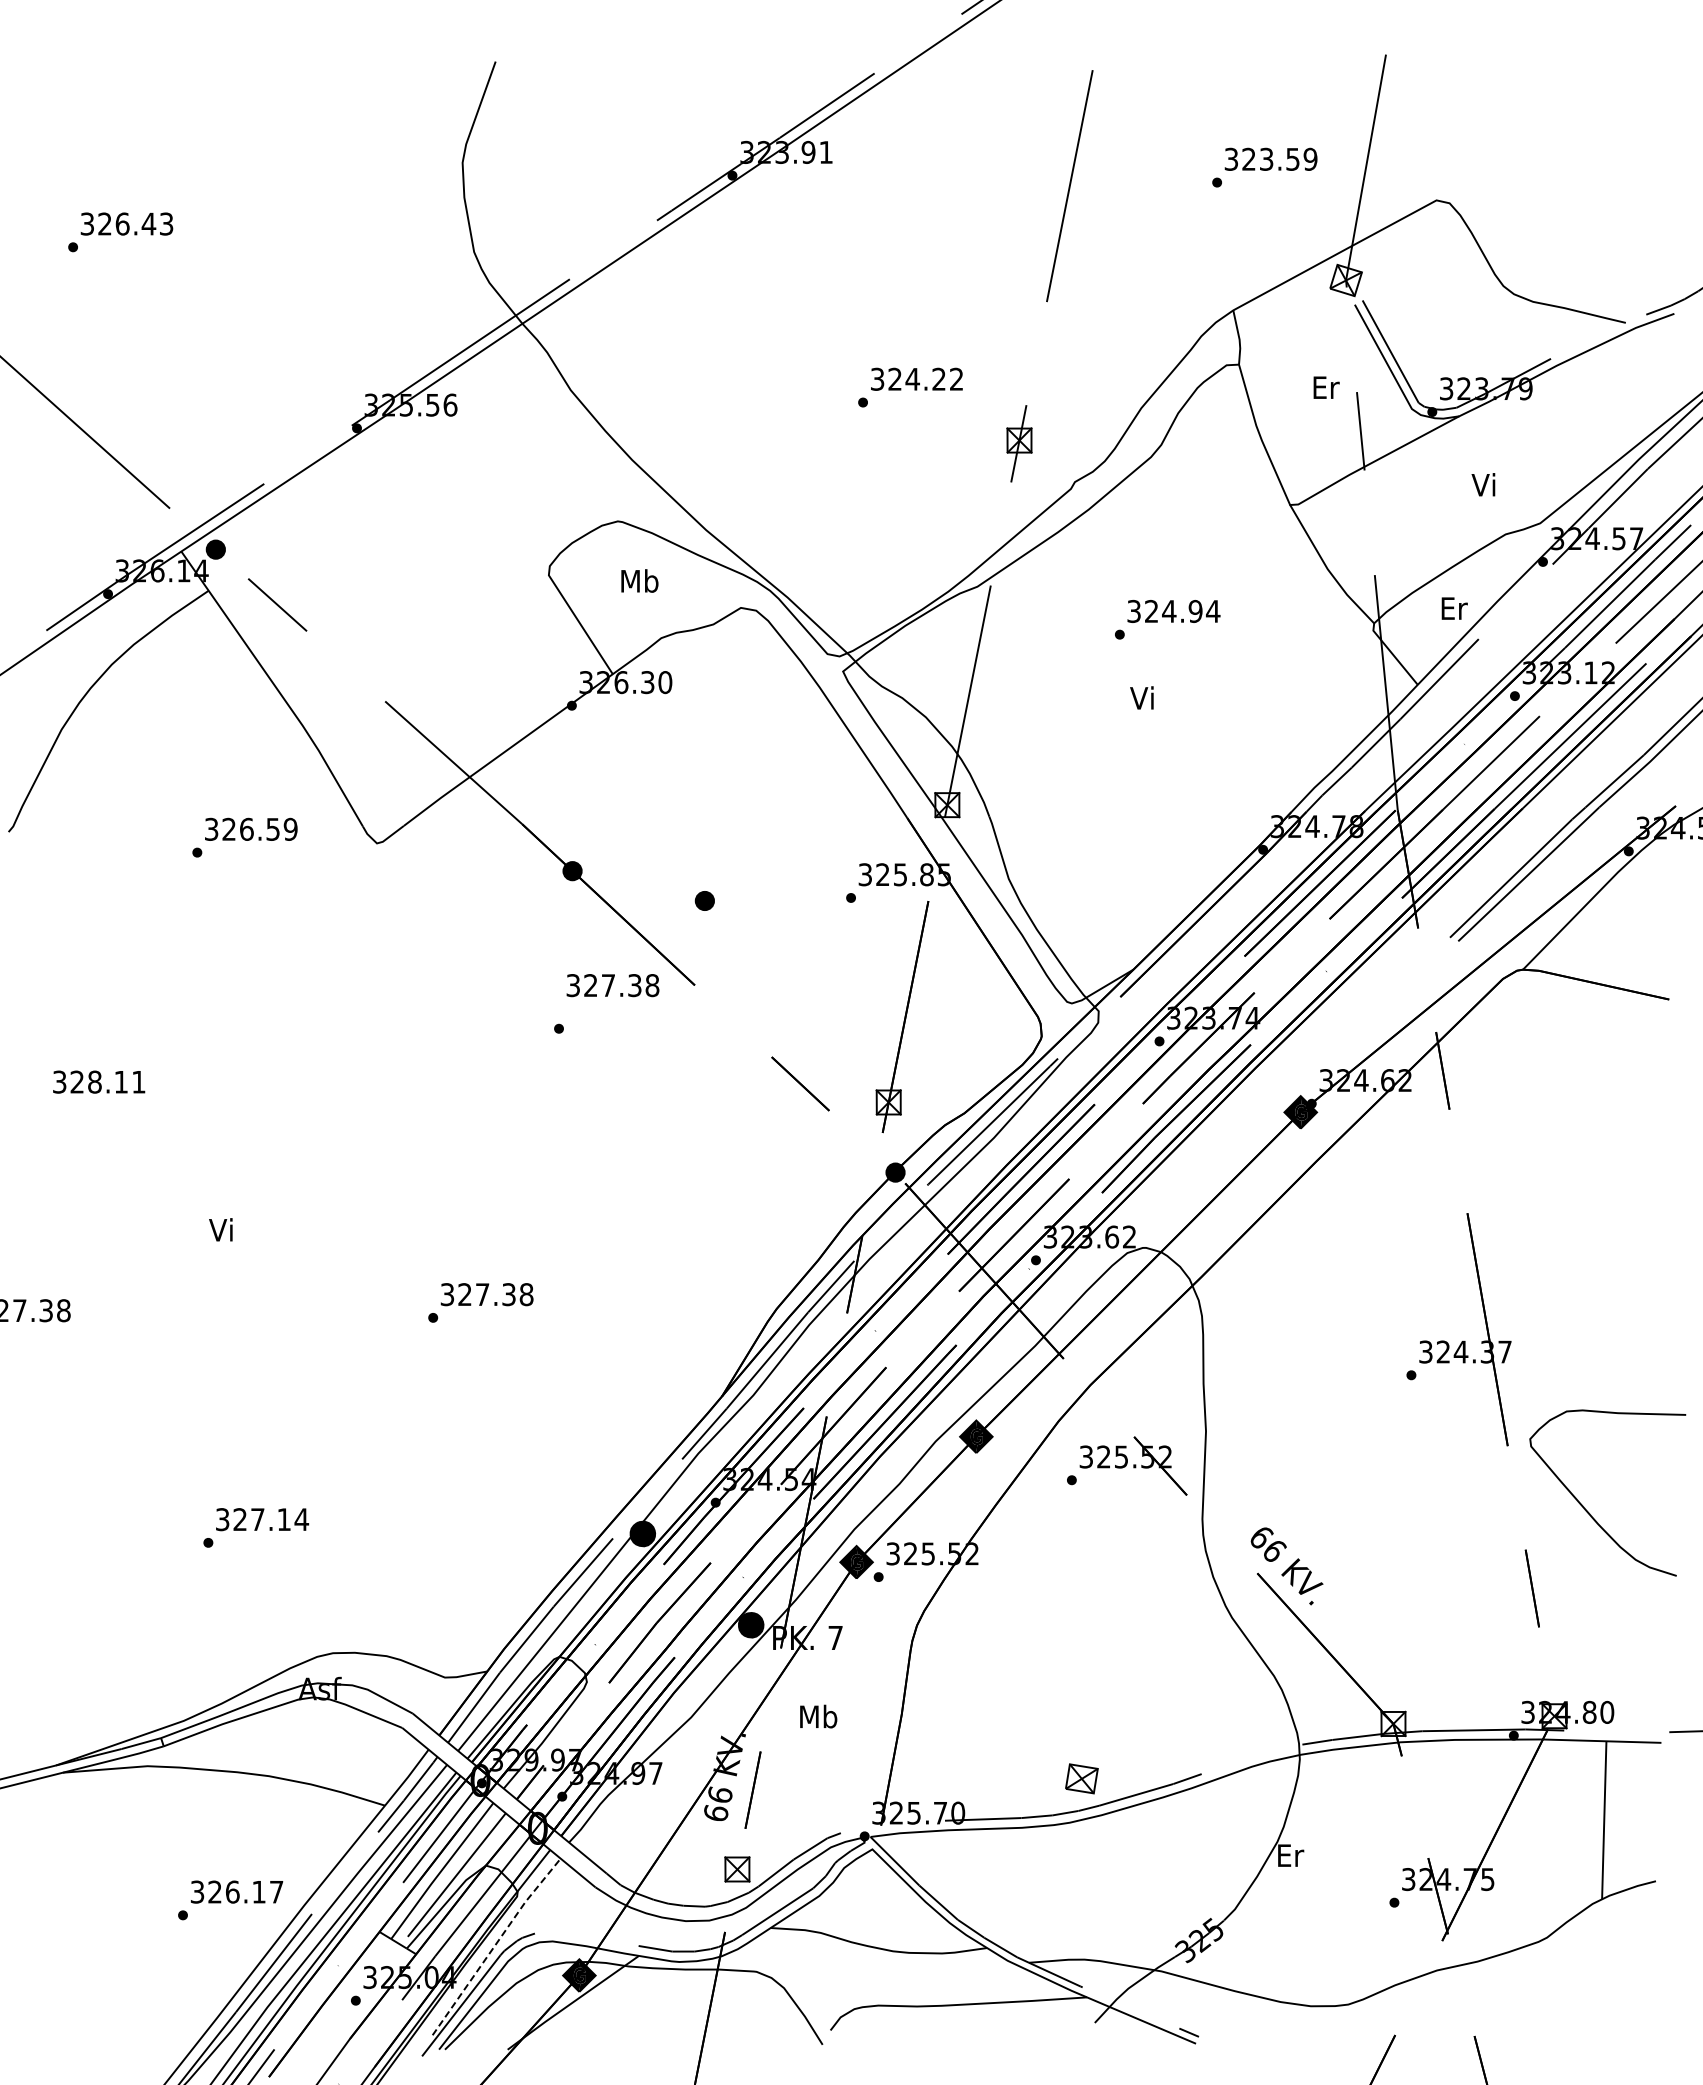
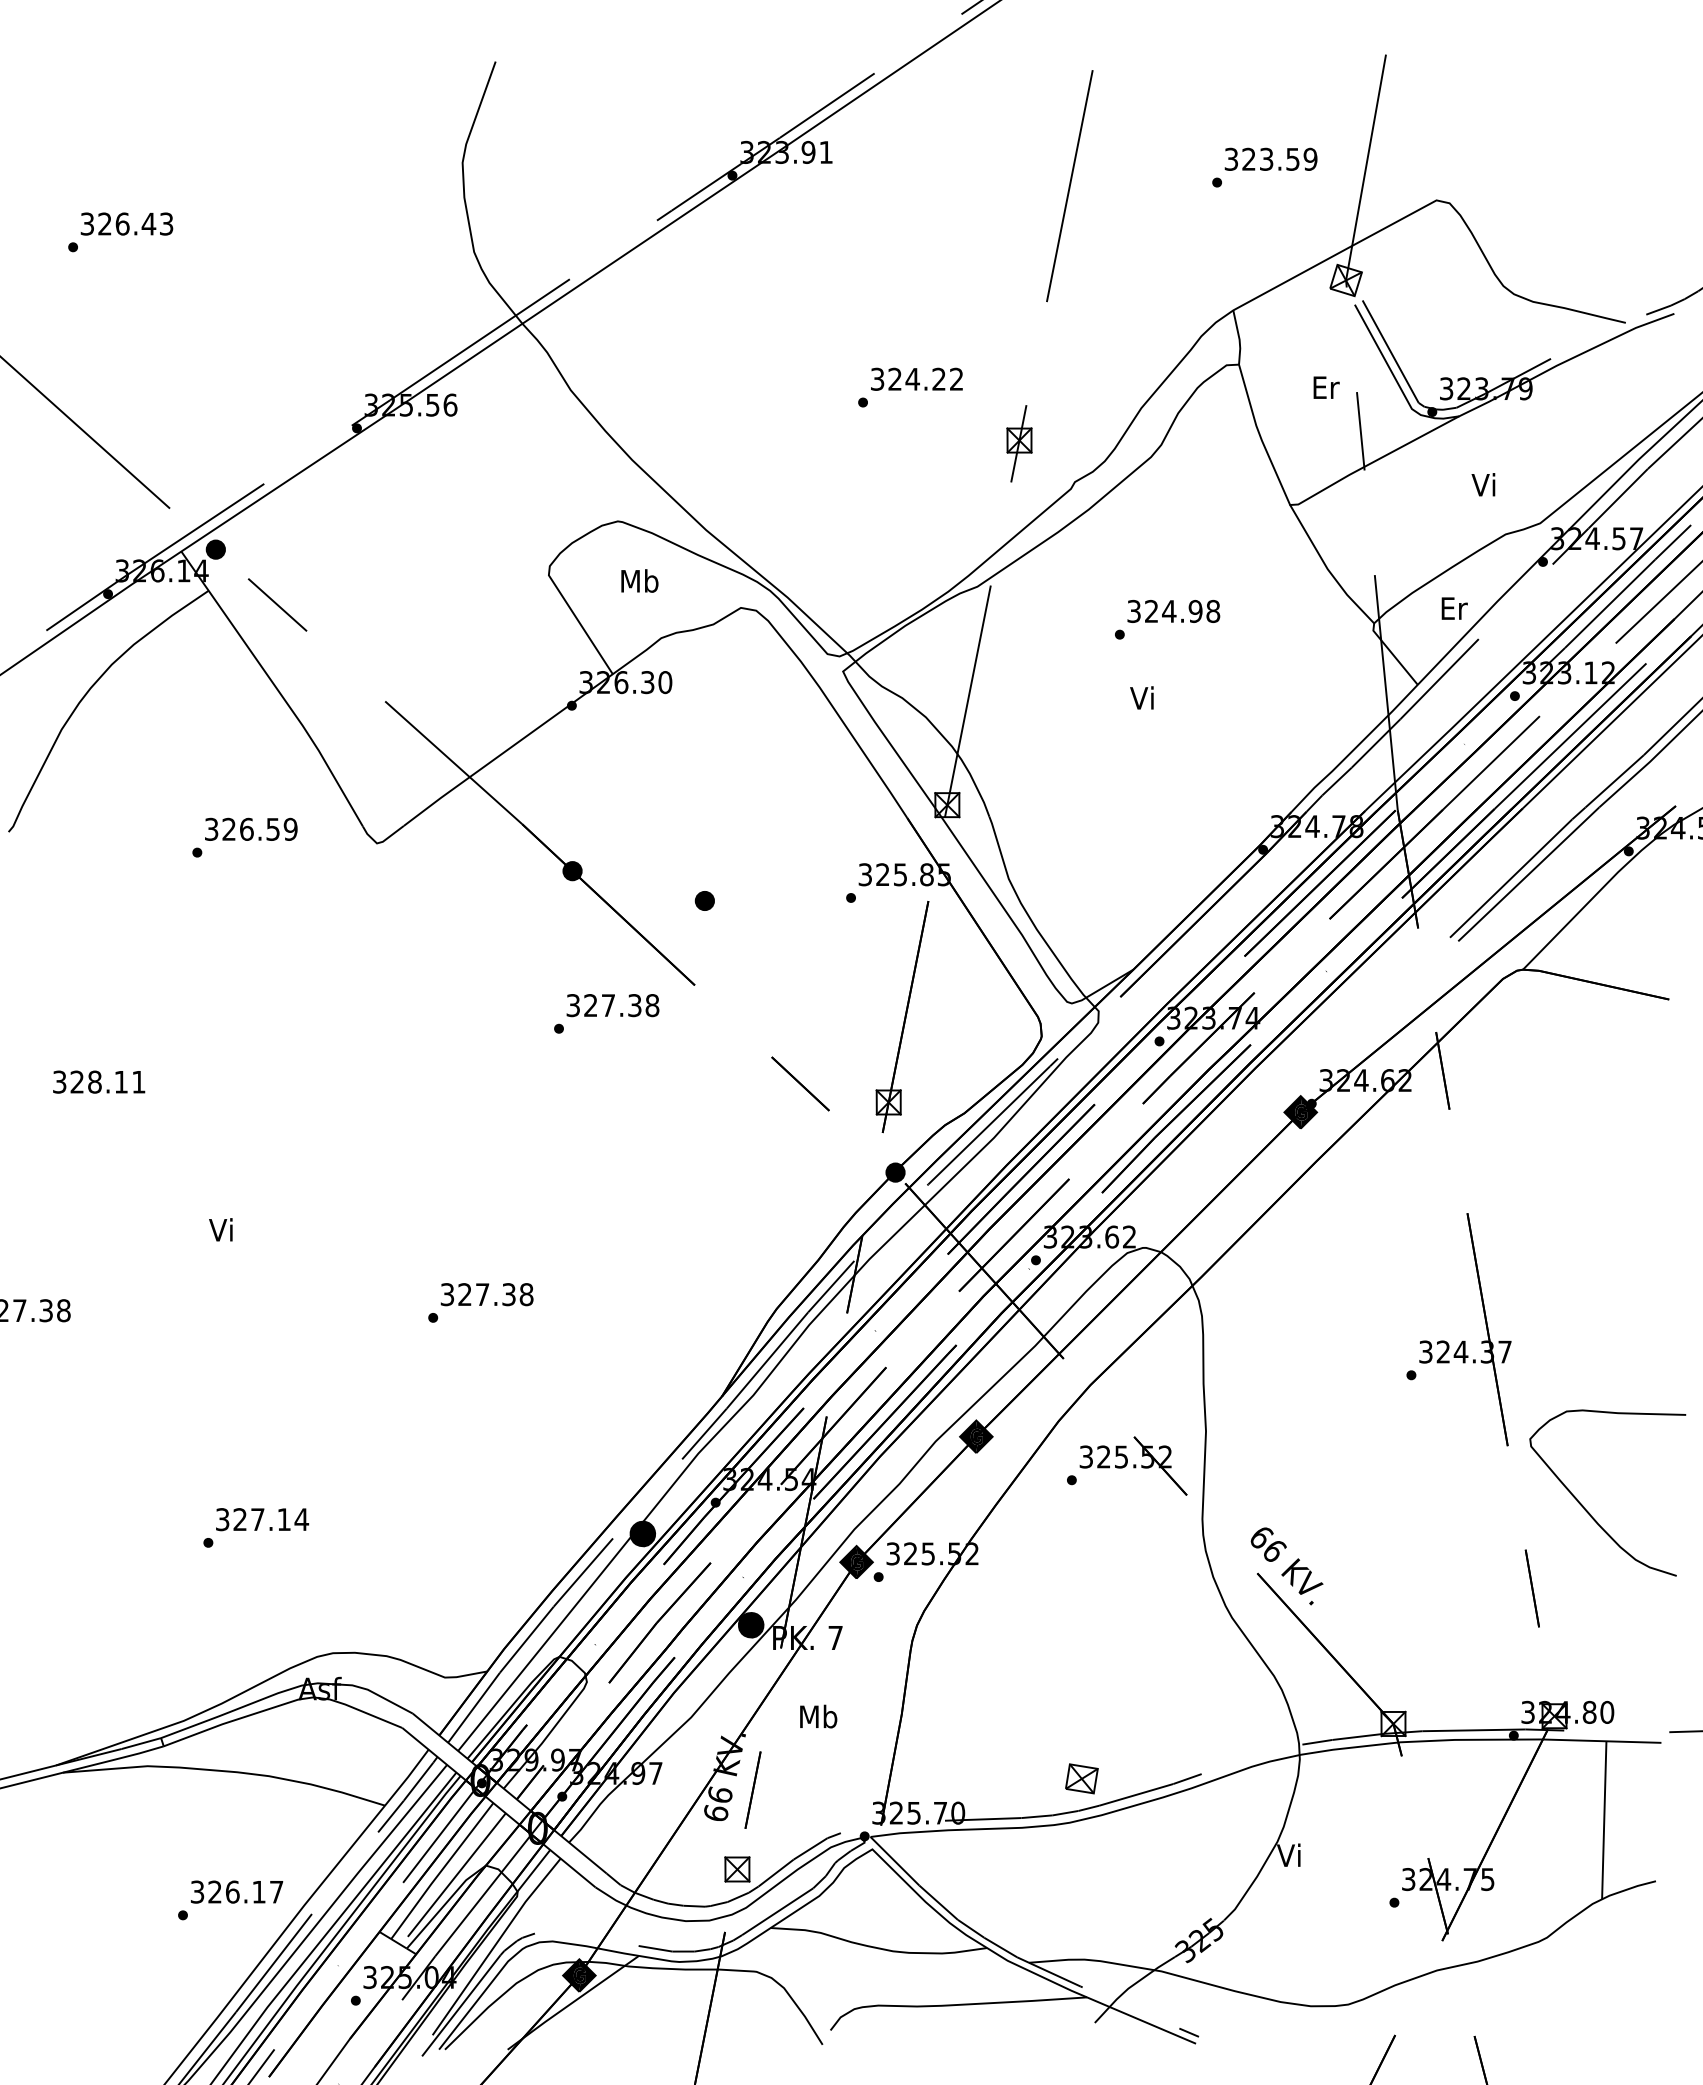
text: 324.94 -> 324.98 (1212, 611)
text position: (612, 985) -> (612, 1005) (612, 1005)
text: Er -> Vi (1290, 1854)
line: dashed -> solid (495, 1945)
